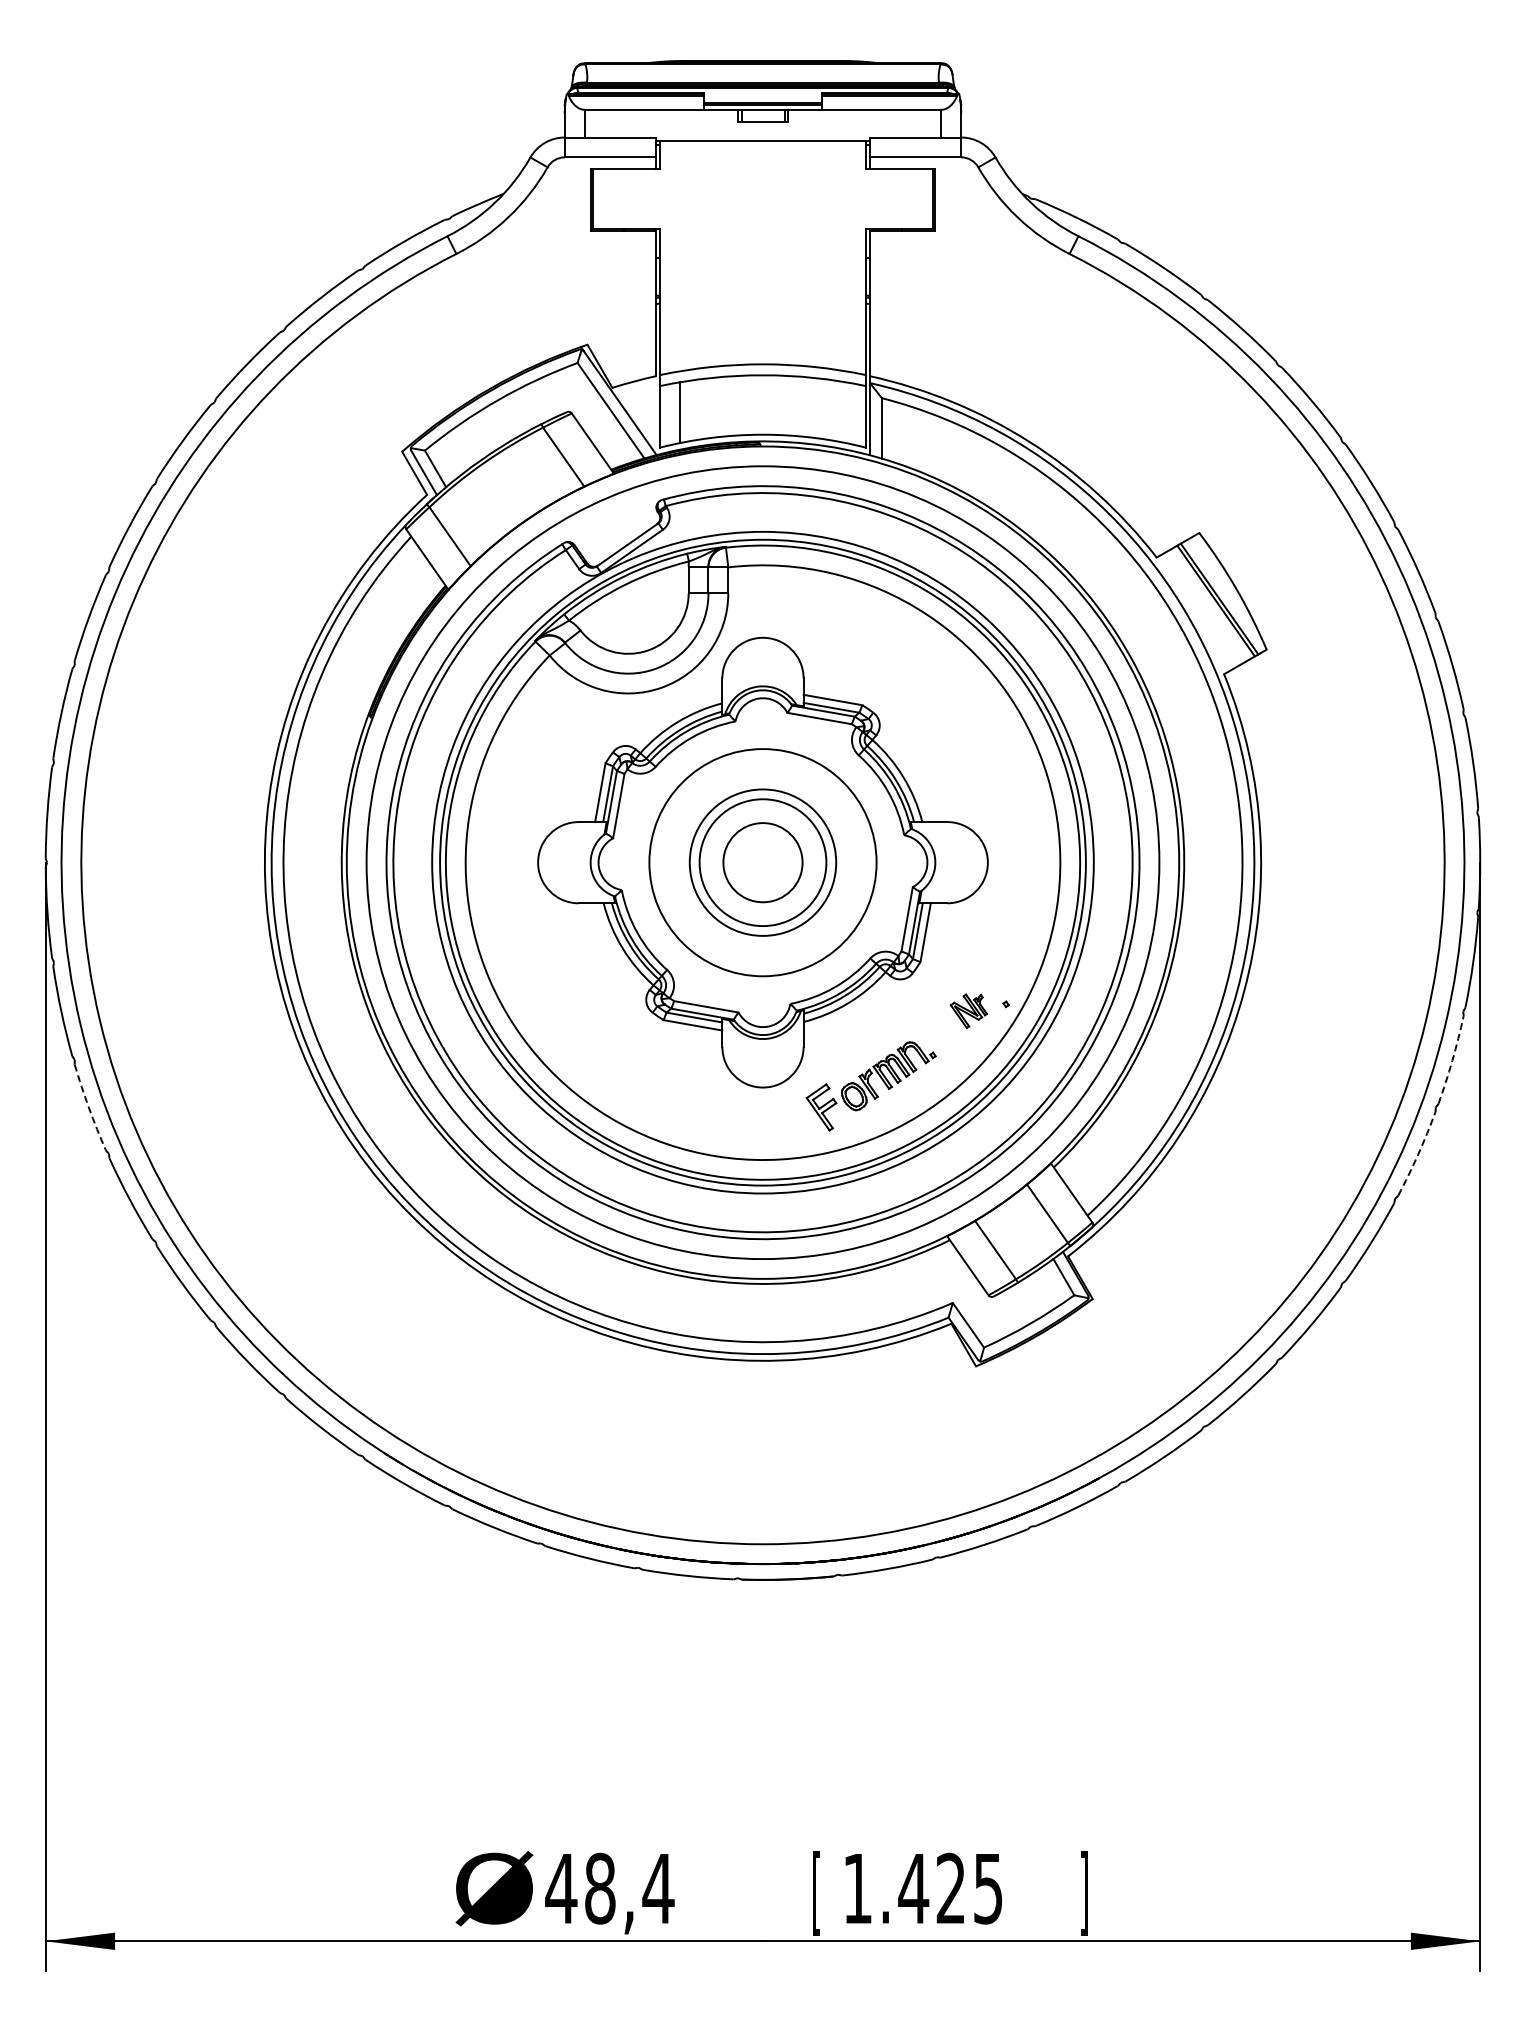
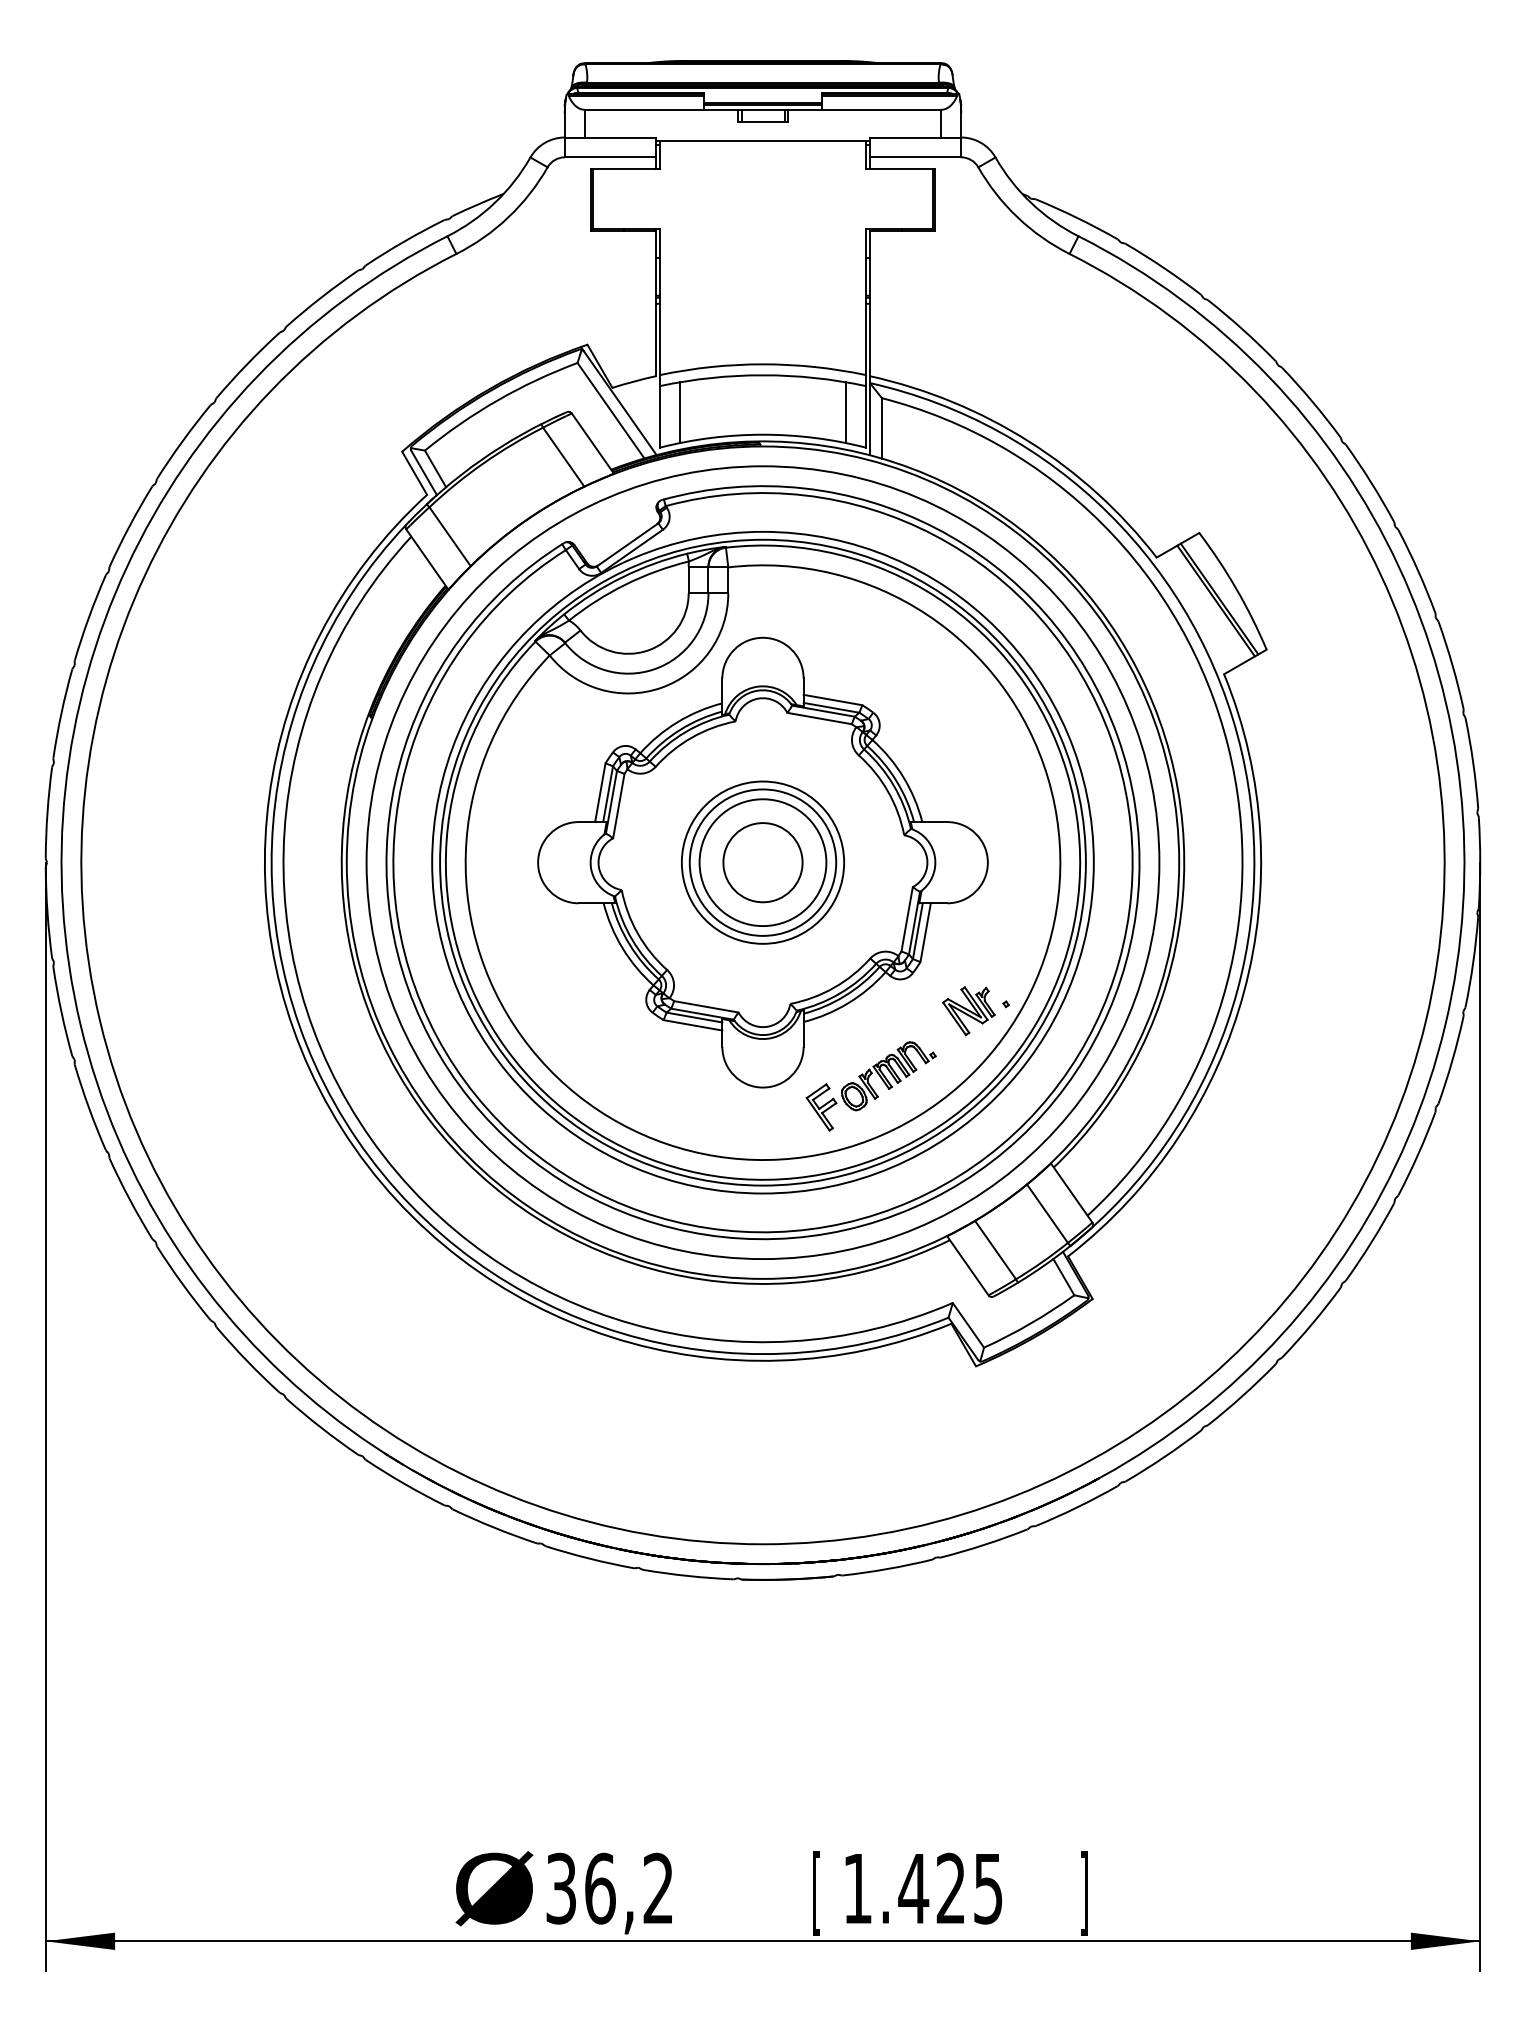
line: none -> present (846, 412)
circle diameter: 227 px -> 162 px (762, 862)
part size: 39x37 px -> 54x51 px (968, 1011)
arc: dashed -> solid (1452, 1060)
arc: dashed -> solid (89, 1108)
arc: dashed -> solid (1418, 1154)
text: 48,4 -> 36,2 (609, 1888)
